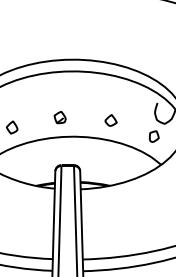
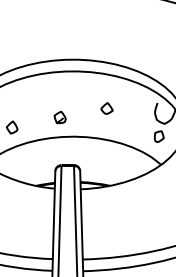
part position: (110, 120) -> (106, 108) (106, 108)
part position: (154, 136) -> (159, 136) (159, 136)
